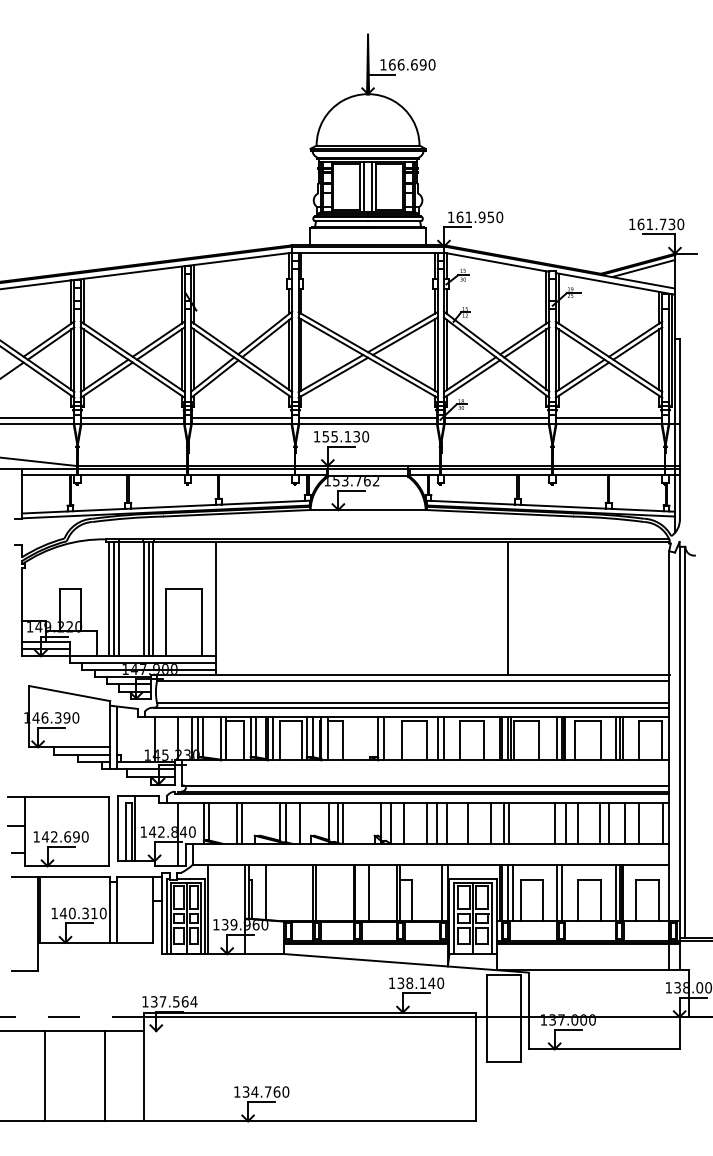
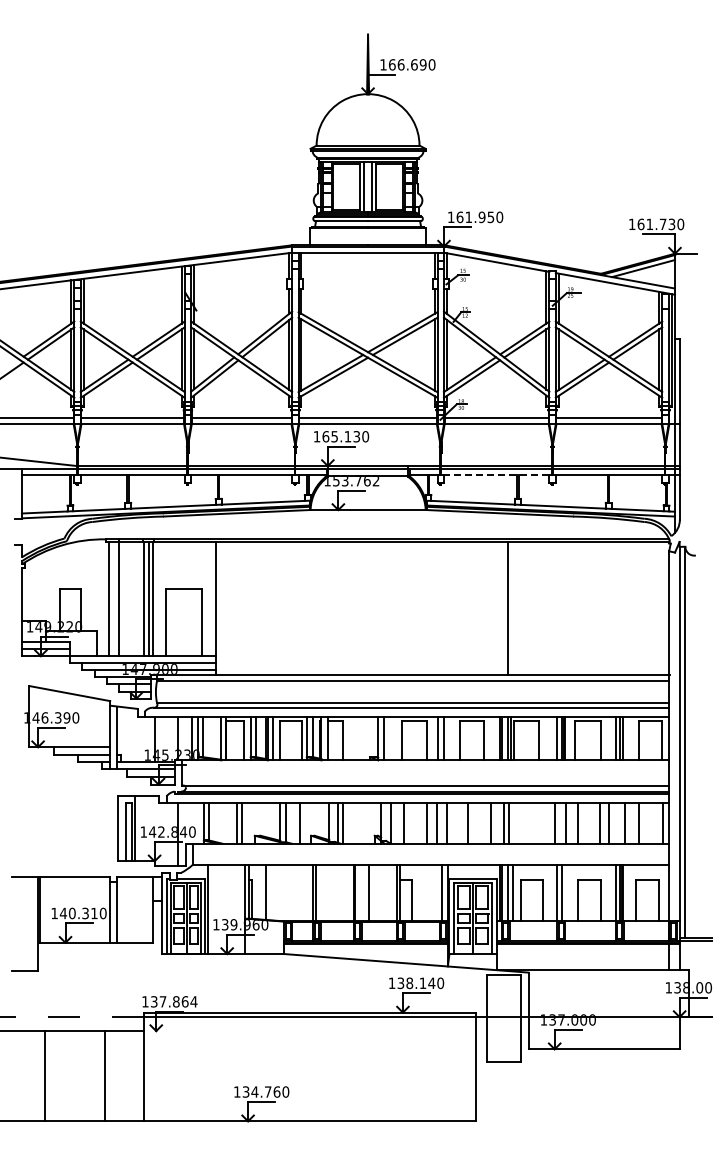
text: 155.130 -> 165.130 (325, 436)
line: solid -> dashed (496, 475)
line: present -> none (114, 598)
part: present -> none (58, 831)
text: 137.564 -> 137.864 (176, 1001)
